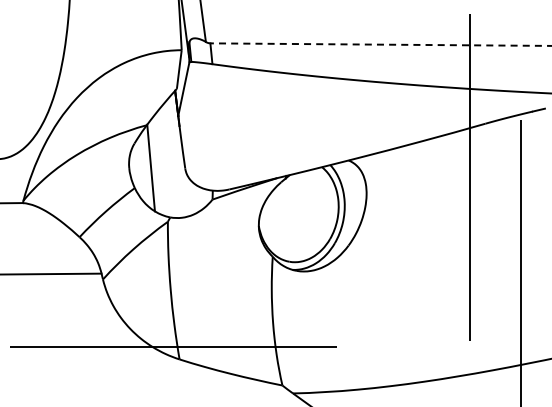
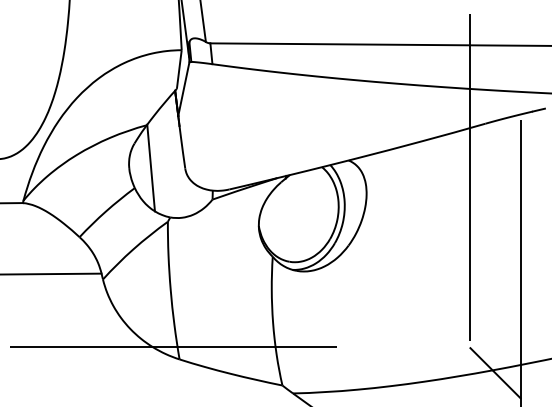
line: dashed -> solid (380, 44)
line: none -> present (495, 372)
